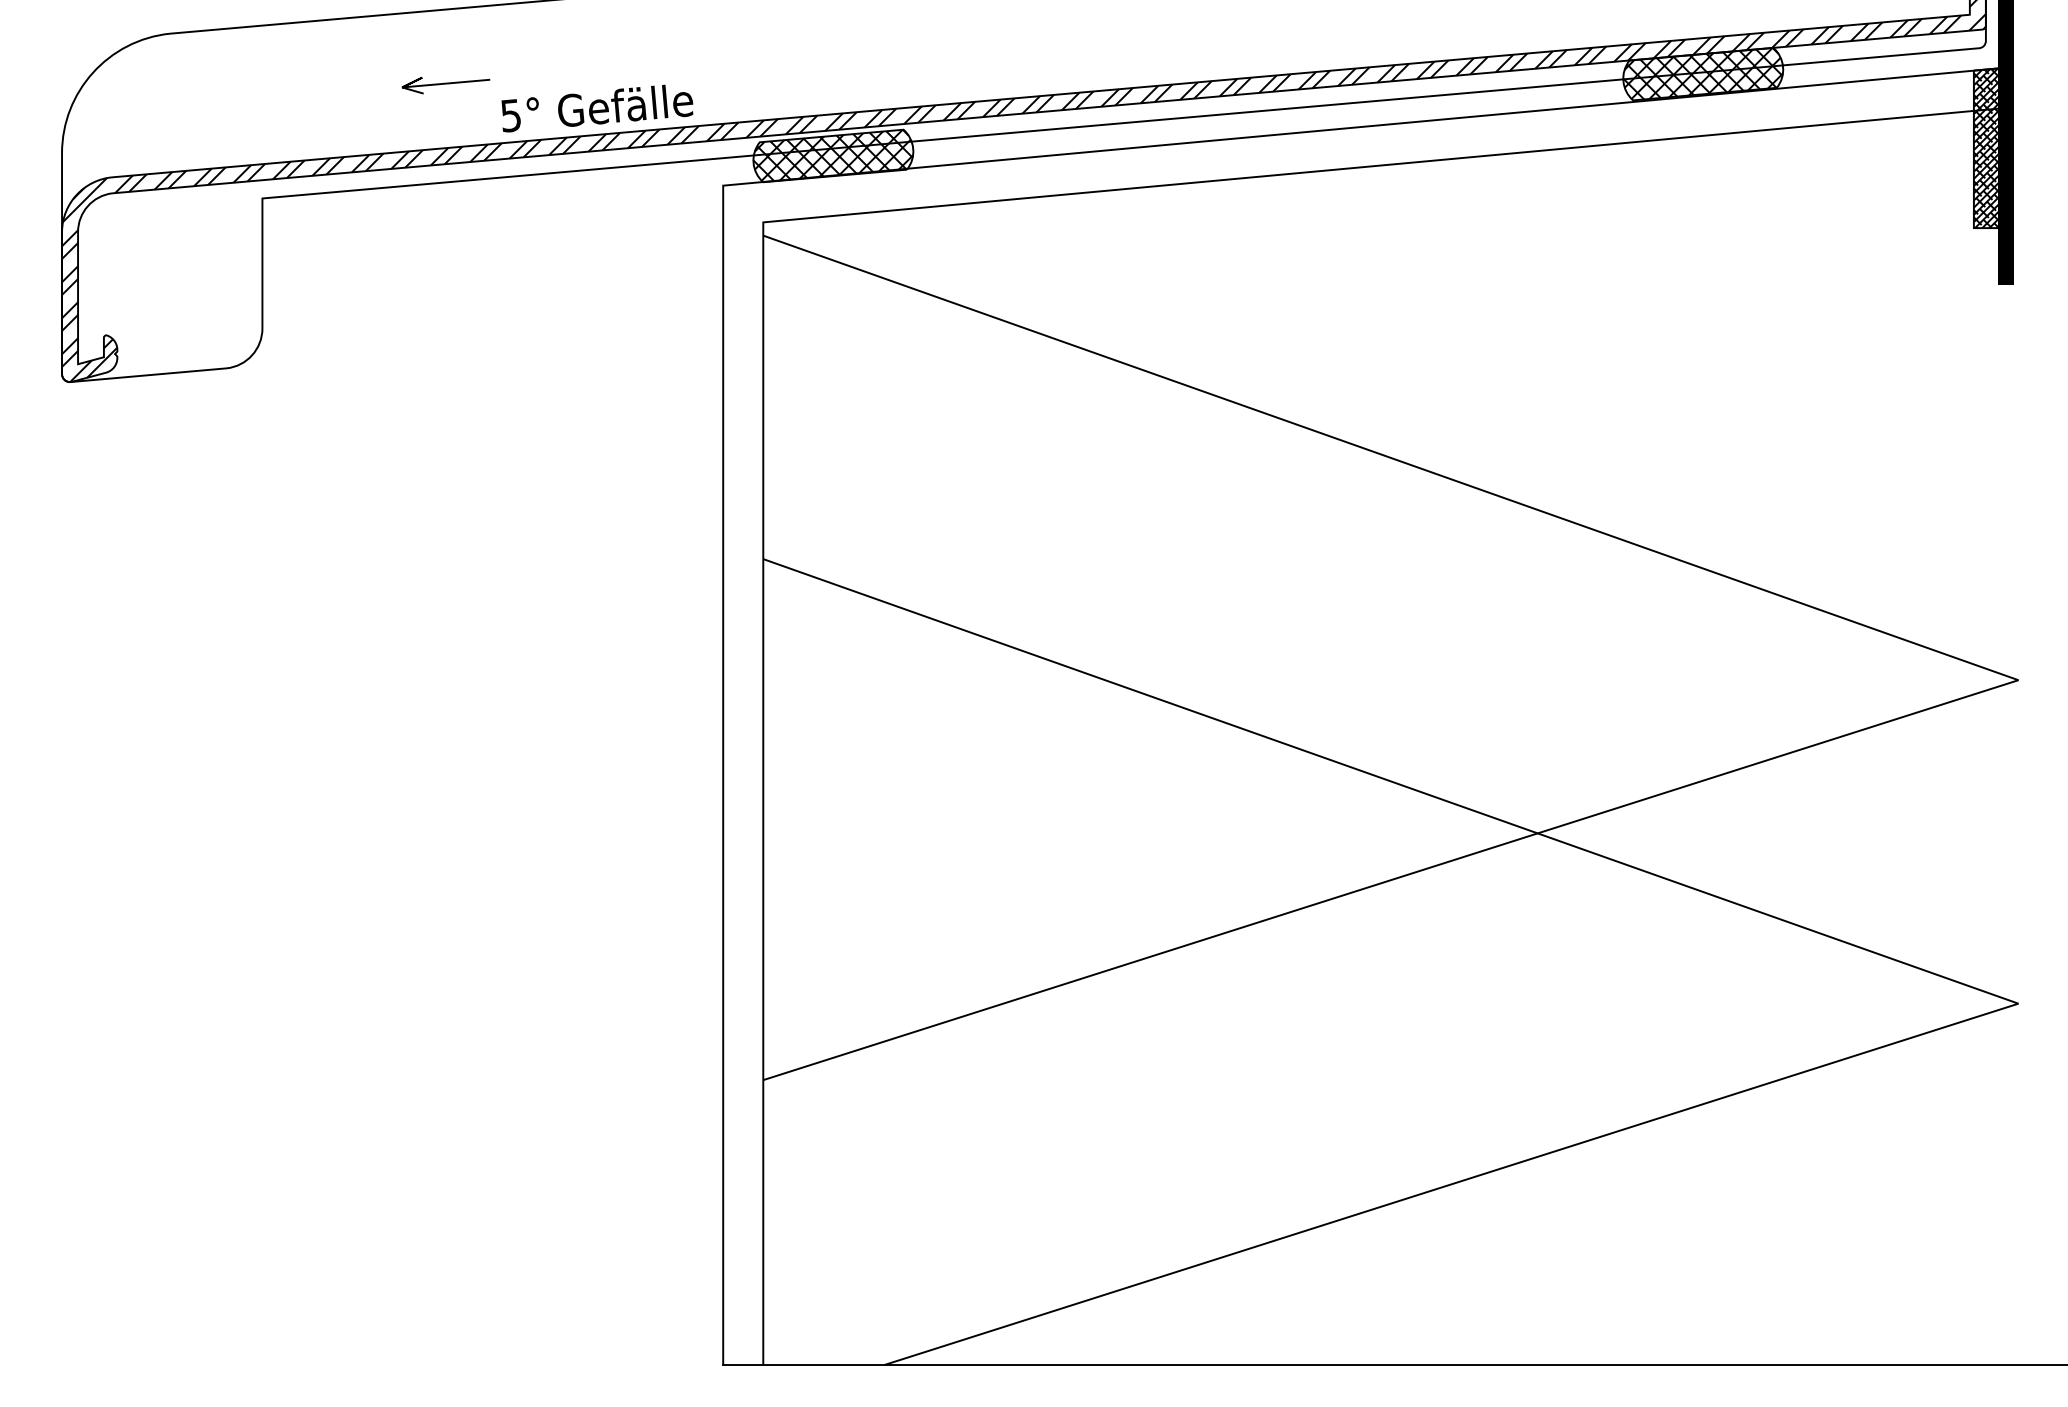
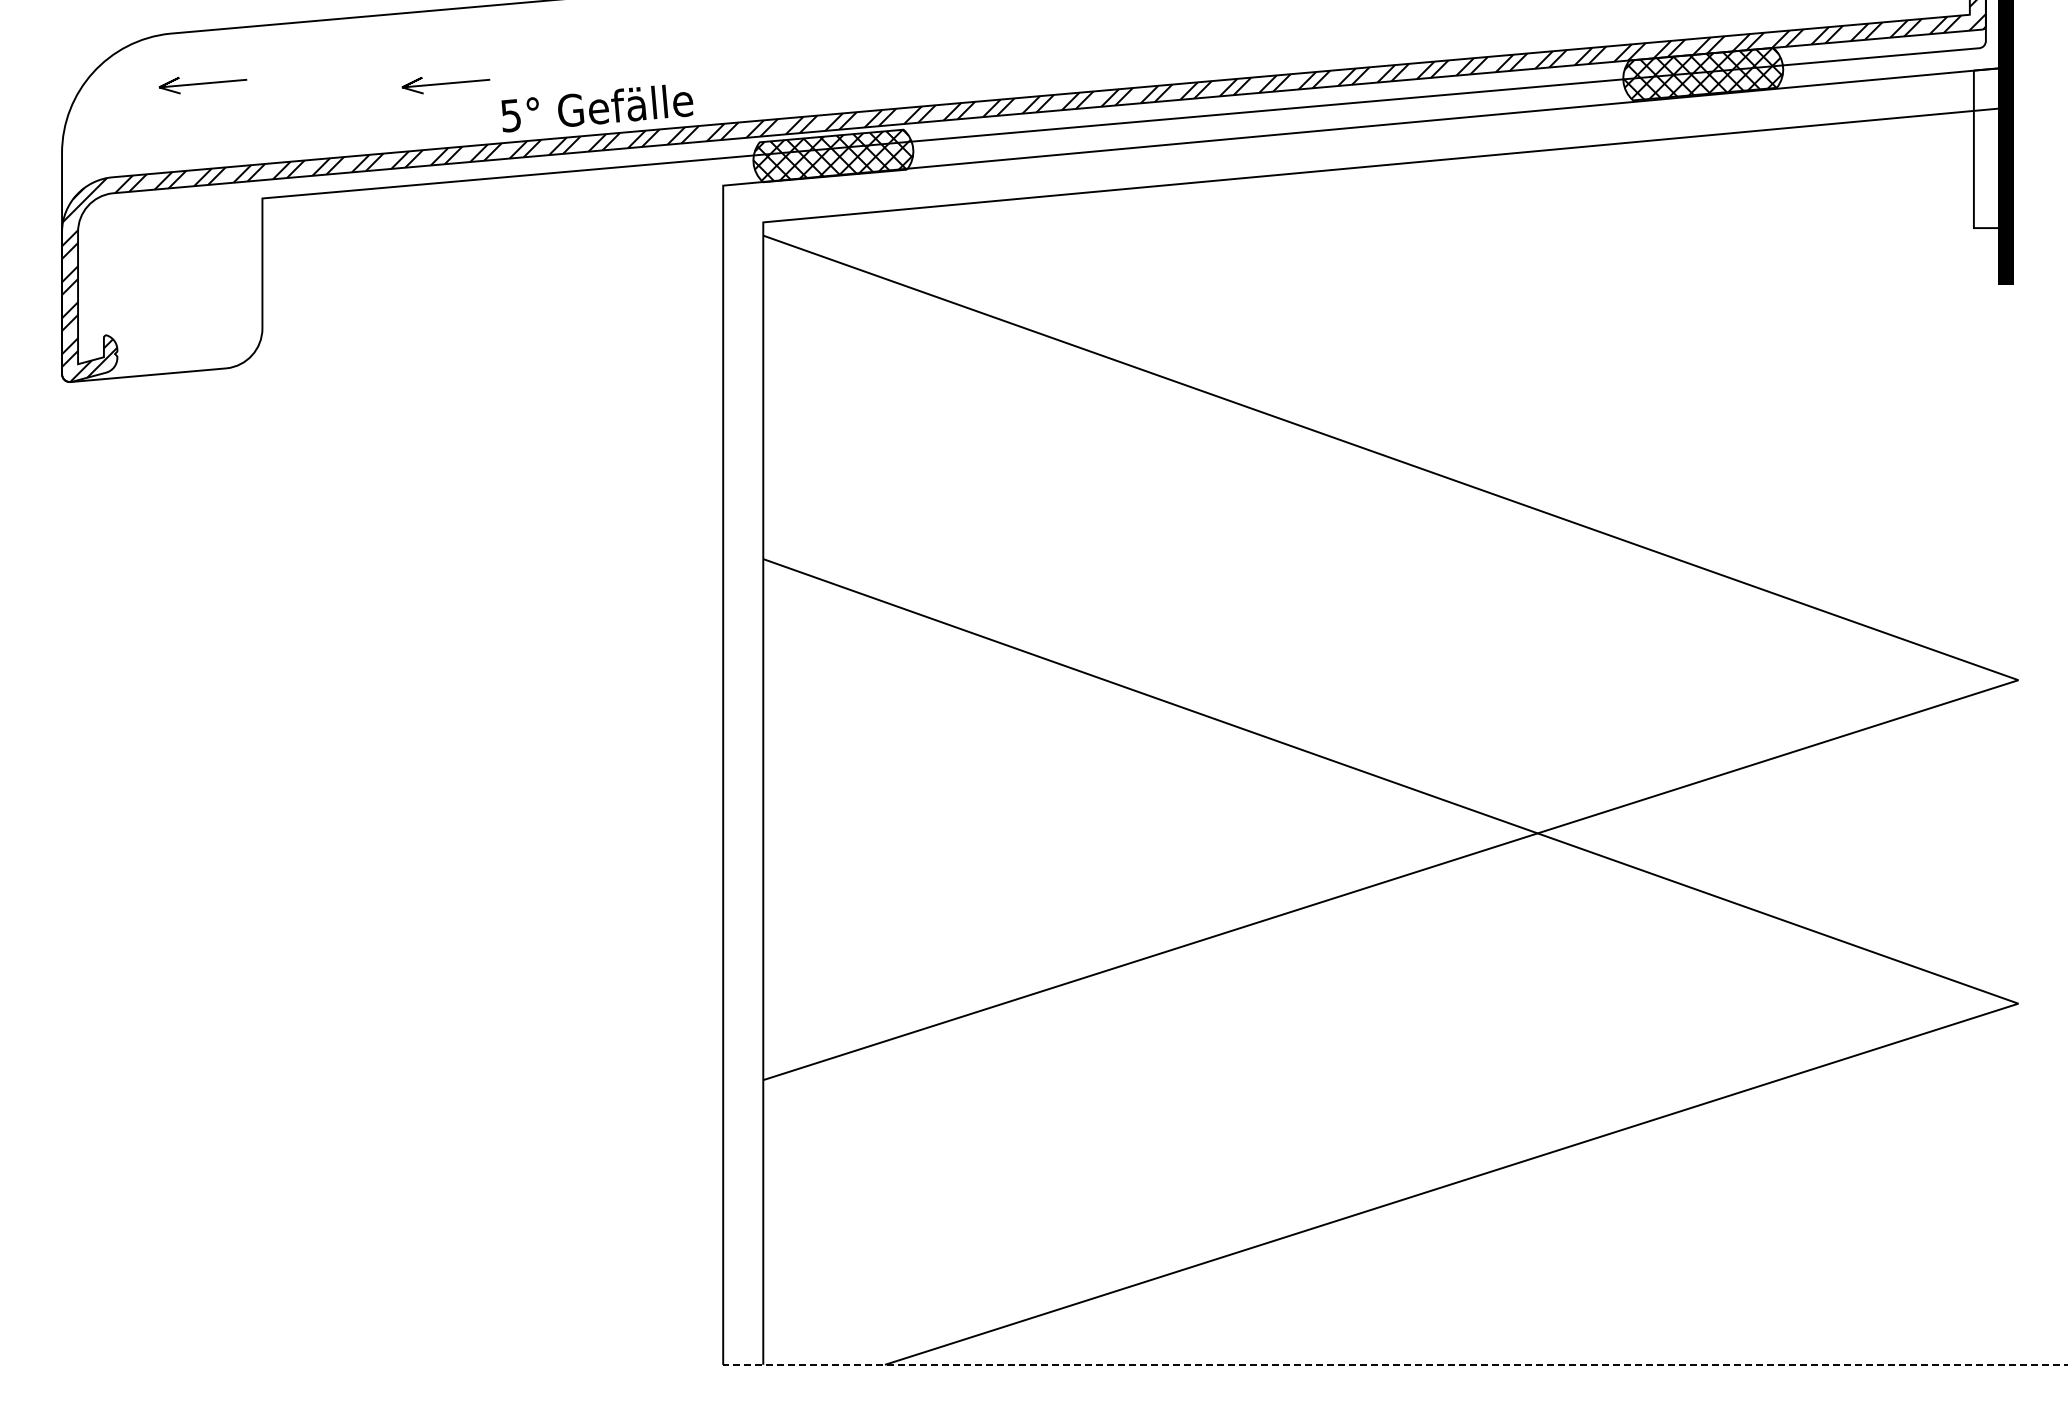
line: none -> present (202, 84)
hatch: present -> none (1989, 147)
line: solid -> dashed (1394, 1364)
